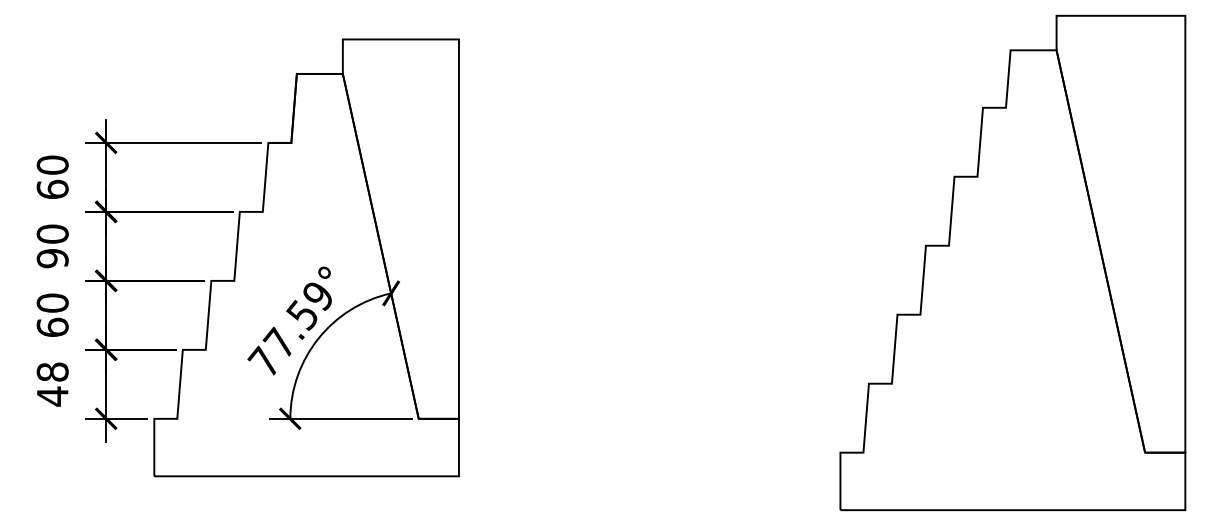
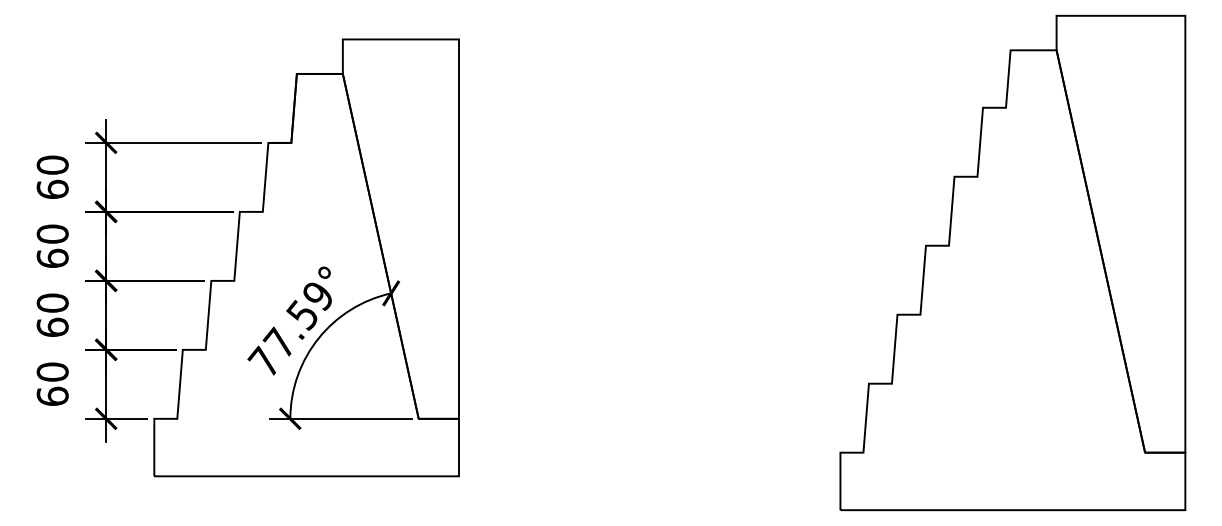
text: 90 -> 60 (52, 258)
text: 48 -> 60 (52, 384)
